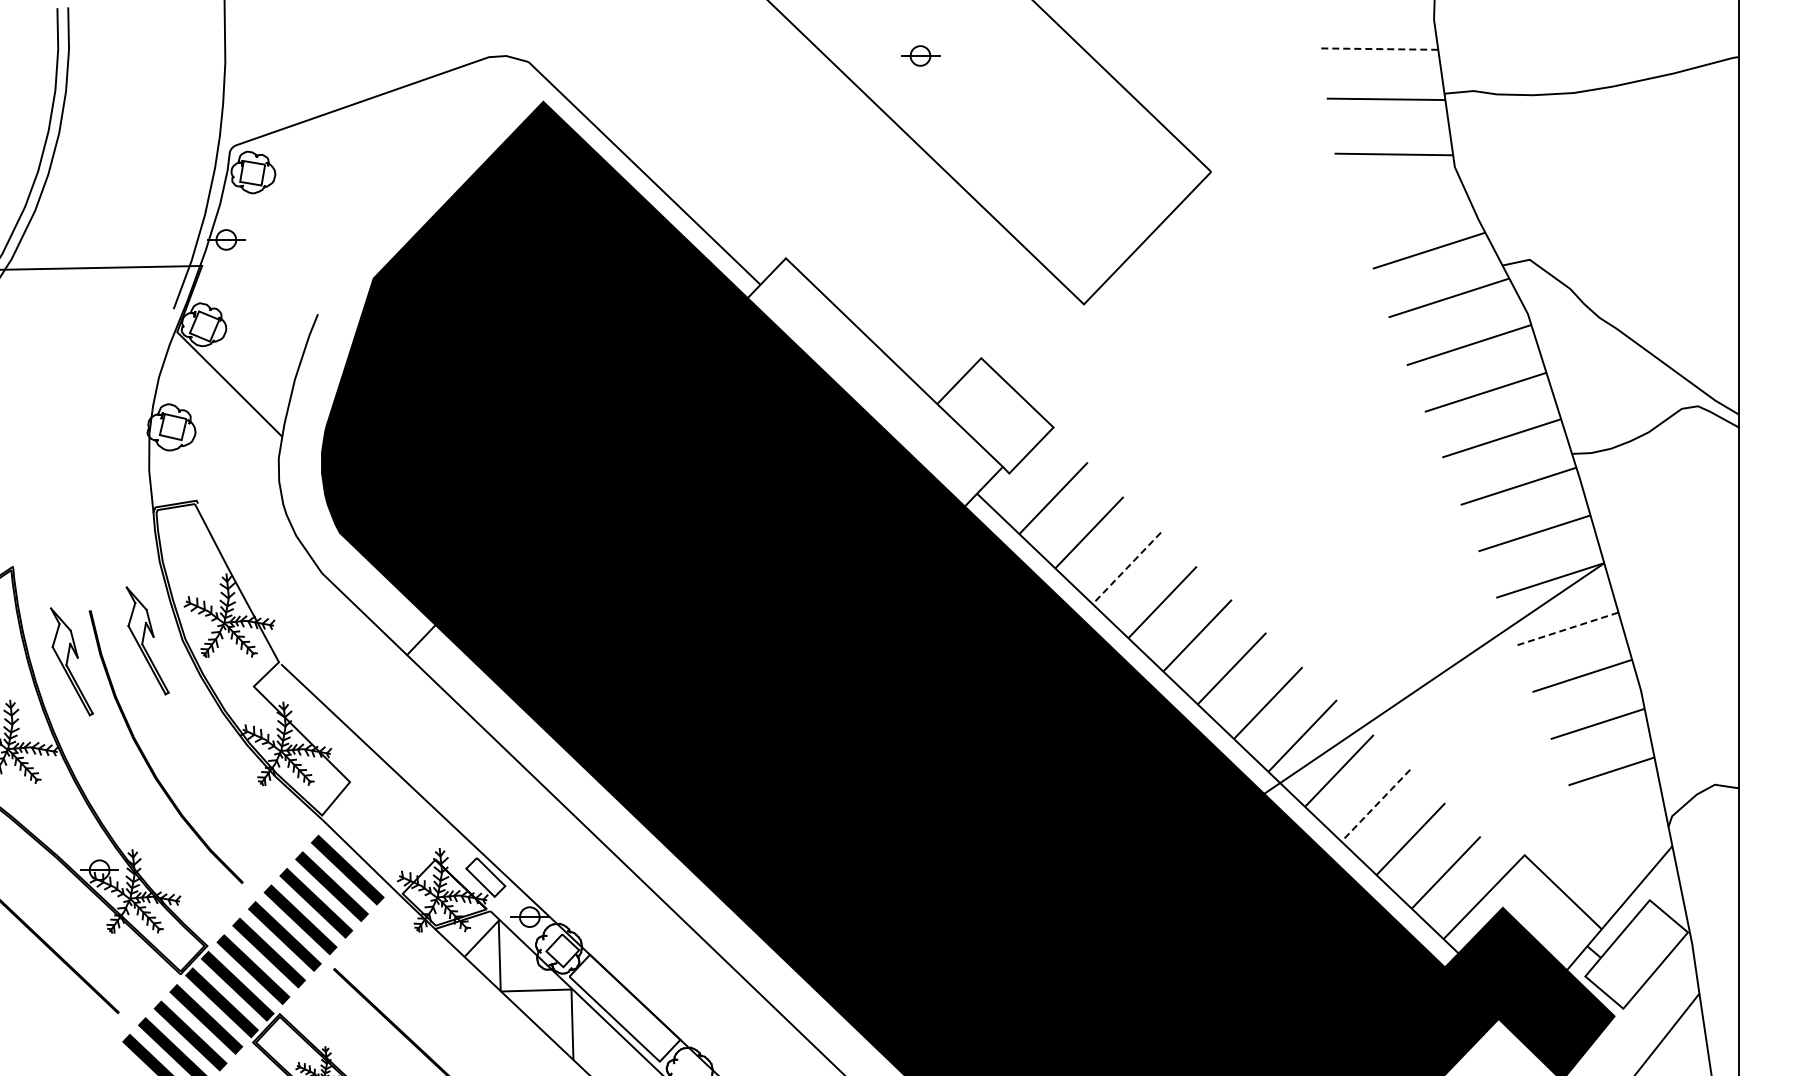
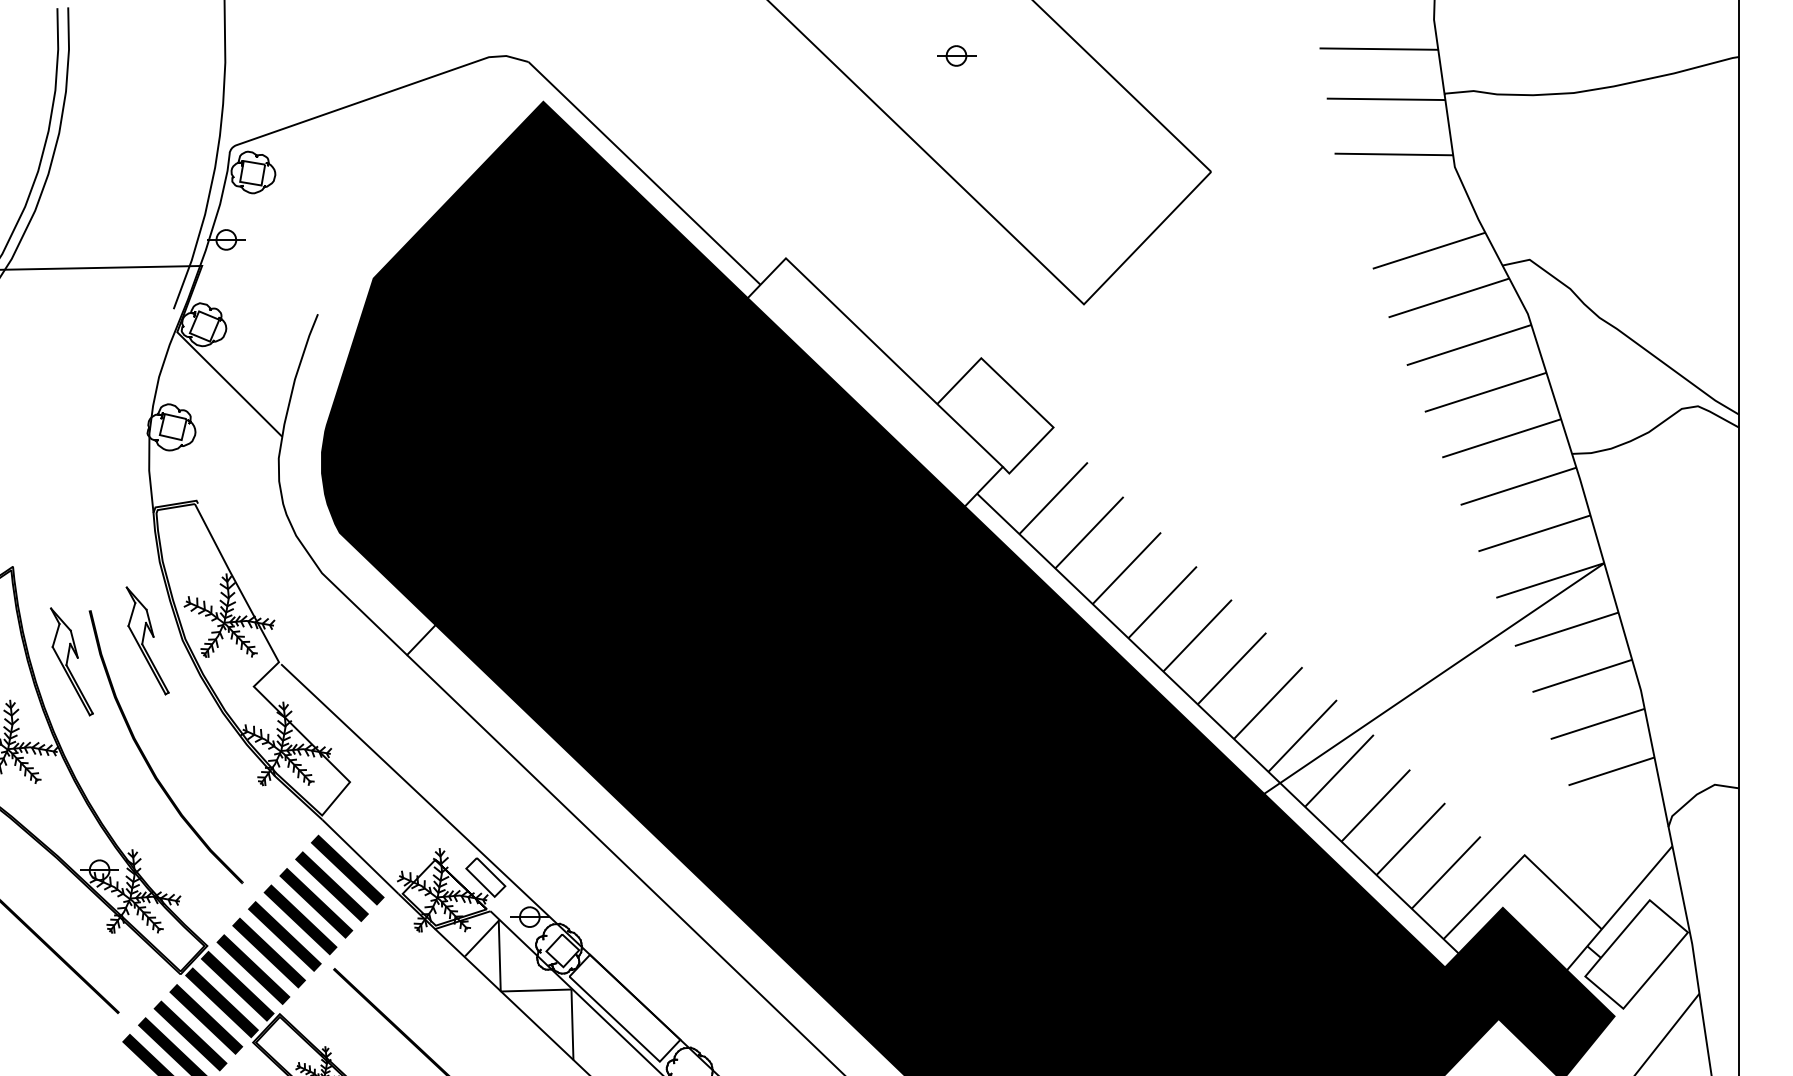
line: dashed -> solid (1378, 49)
part position: (920, 55) -> (956, 55) (956, 55)
line: dashed -> solid (1126, 568)
line: dashed -> solid (1566, 629)
line: dashed -> solid (1375, 805)
